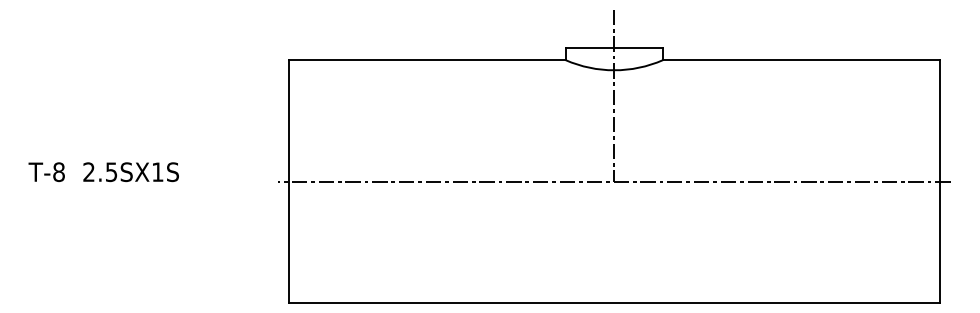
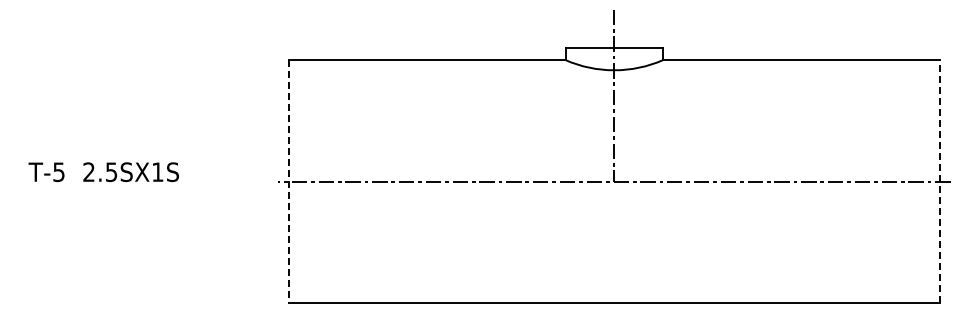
text: T-8 -> T-5 (58, 172)
line: solid -> dashed (288, 181)
line: solid -> dashed (939, 181)
